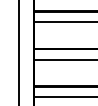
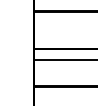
line: present -> none (64, 22)
line: present -> none (18, 52)
line: present -> none (64, 96)
